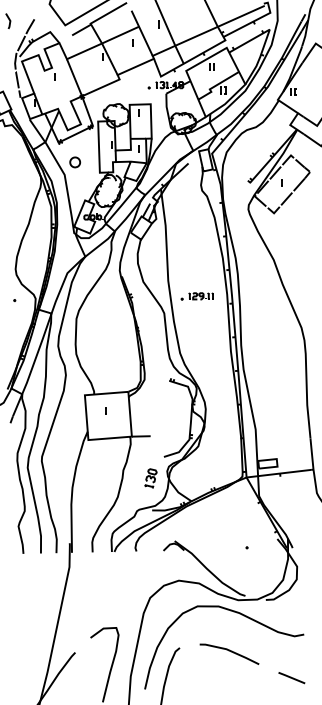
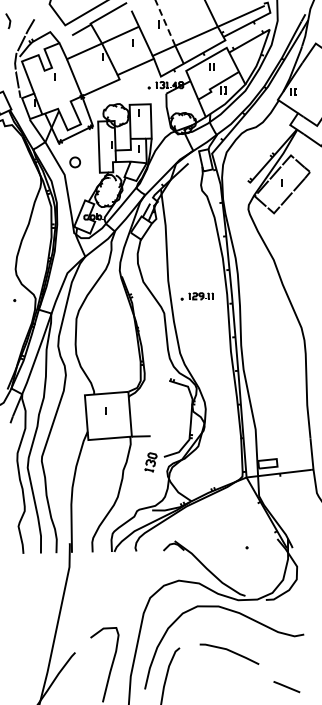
line: solid -> dashed (165, 24)
part position: (150, 478) -> (150, 462) (150, 462)
line position: (291, 678) -> (286, 687) (286, 687)
